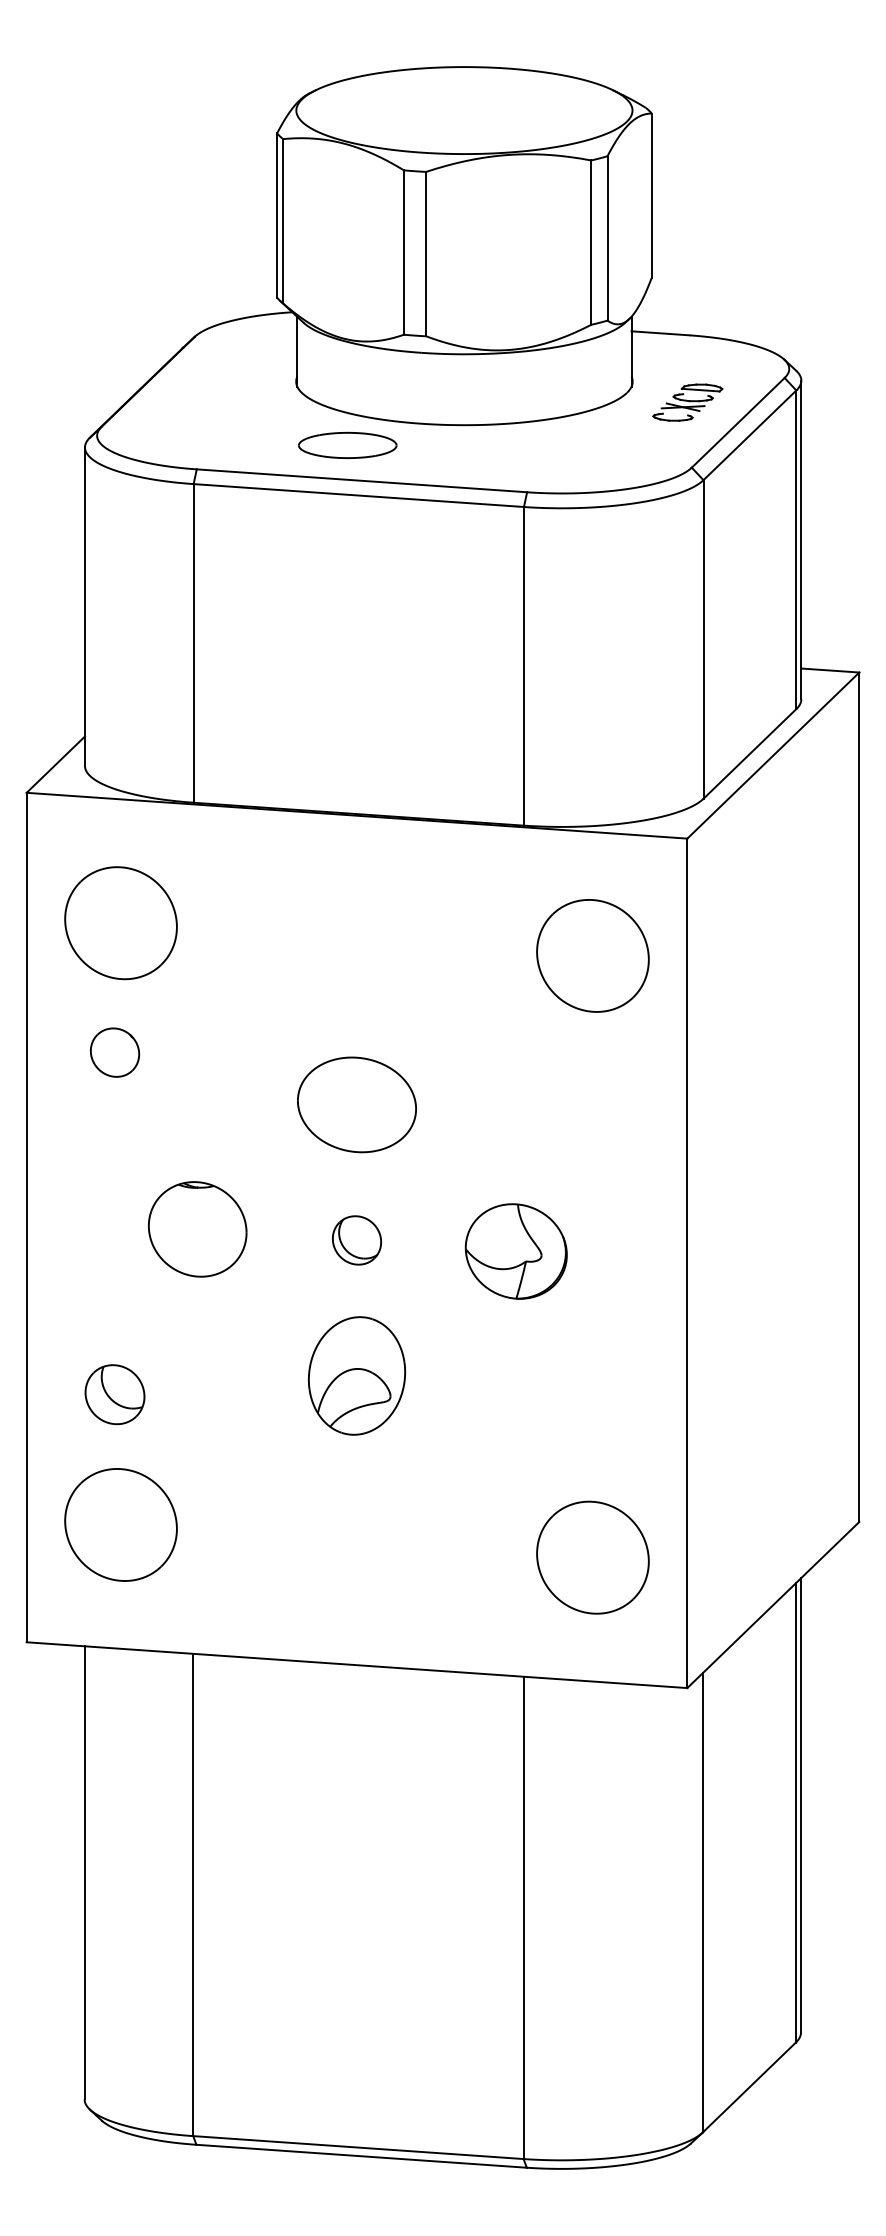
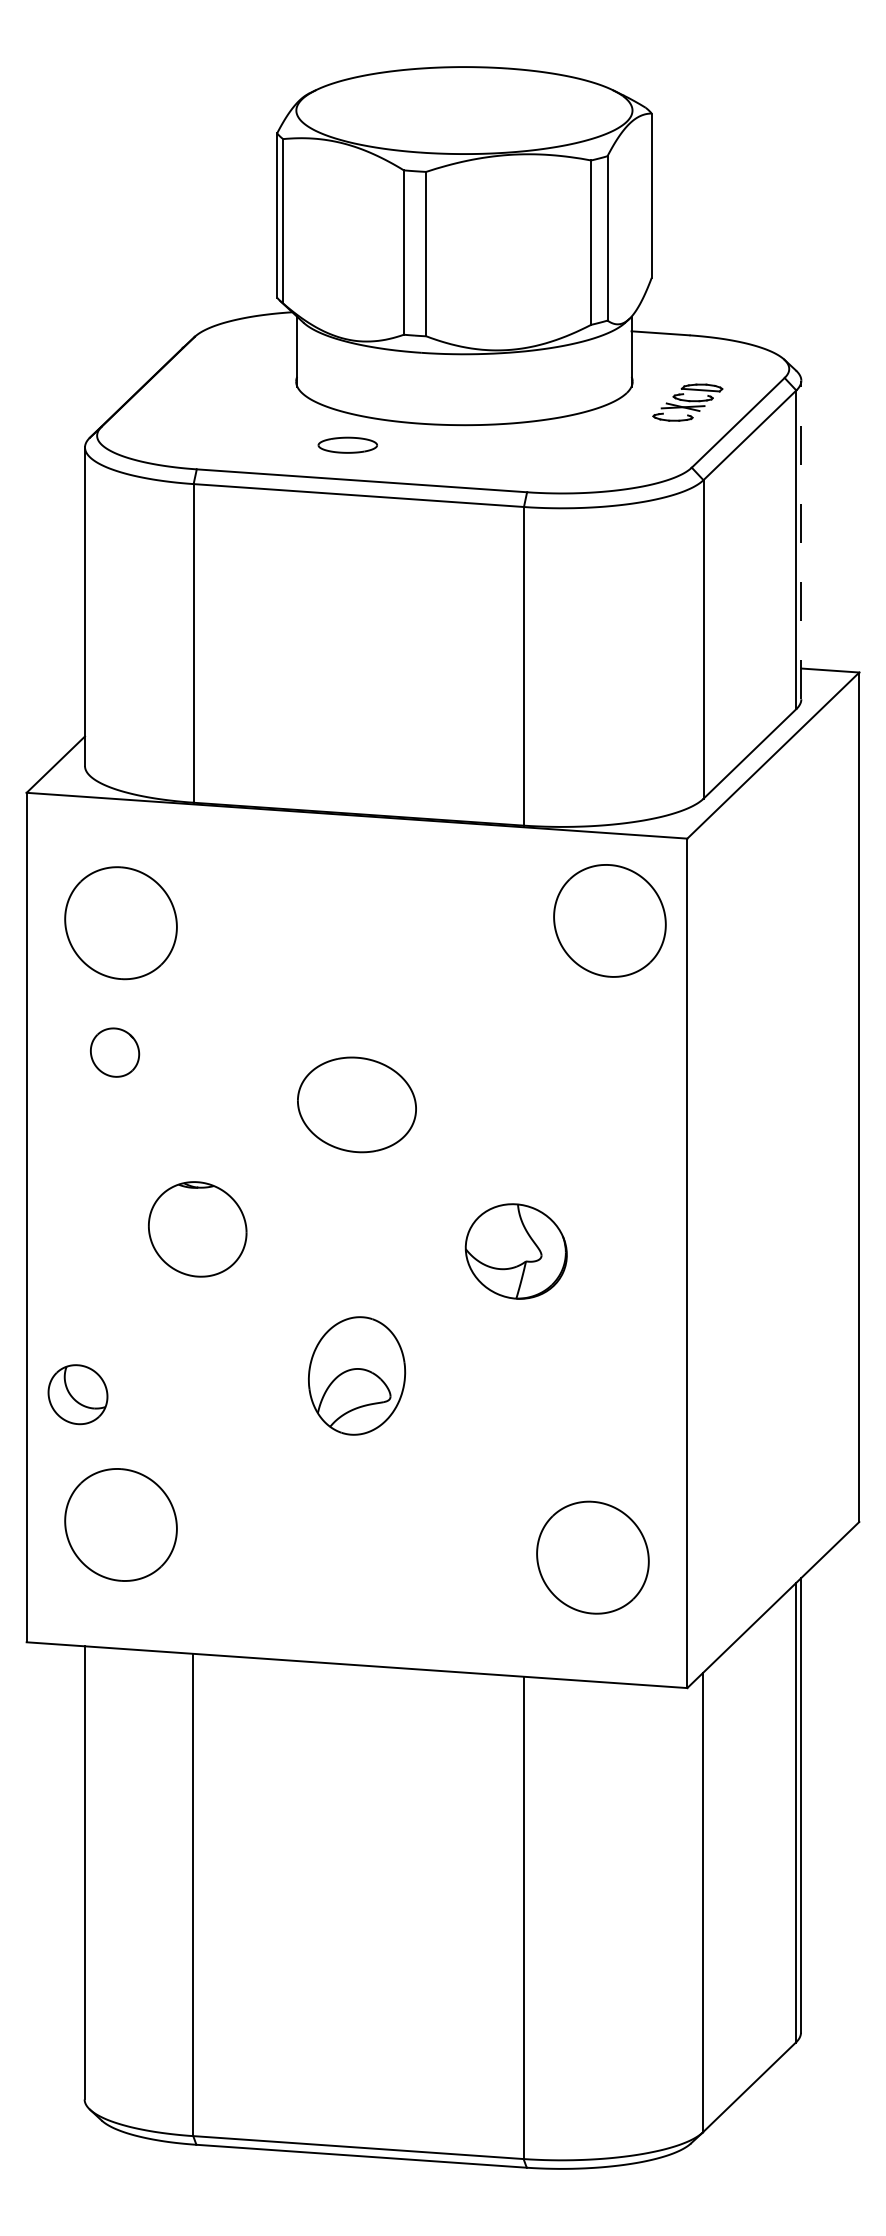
part size: 100x28 px -> 61x18 px (347, 444)
line: solid -> dashed (801, 539)
part position: (592, 955) -> (609, 920) (609, 920)
part: present -> none (357, 1240)
part position: (114, 1394) -> (77, 1394) (77, 1394)
